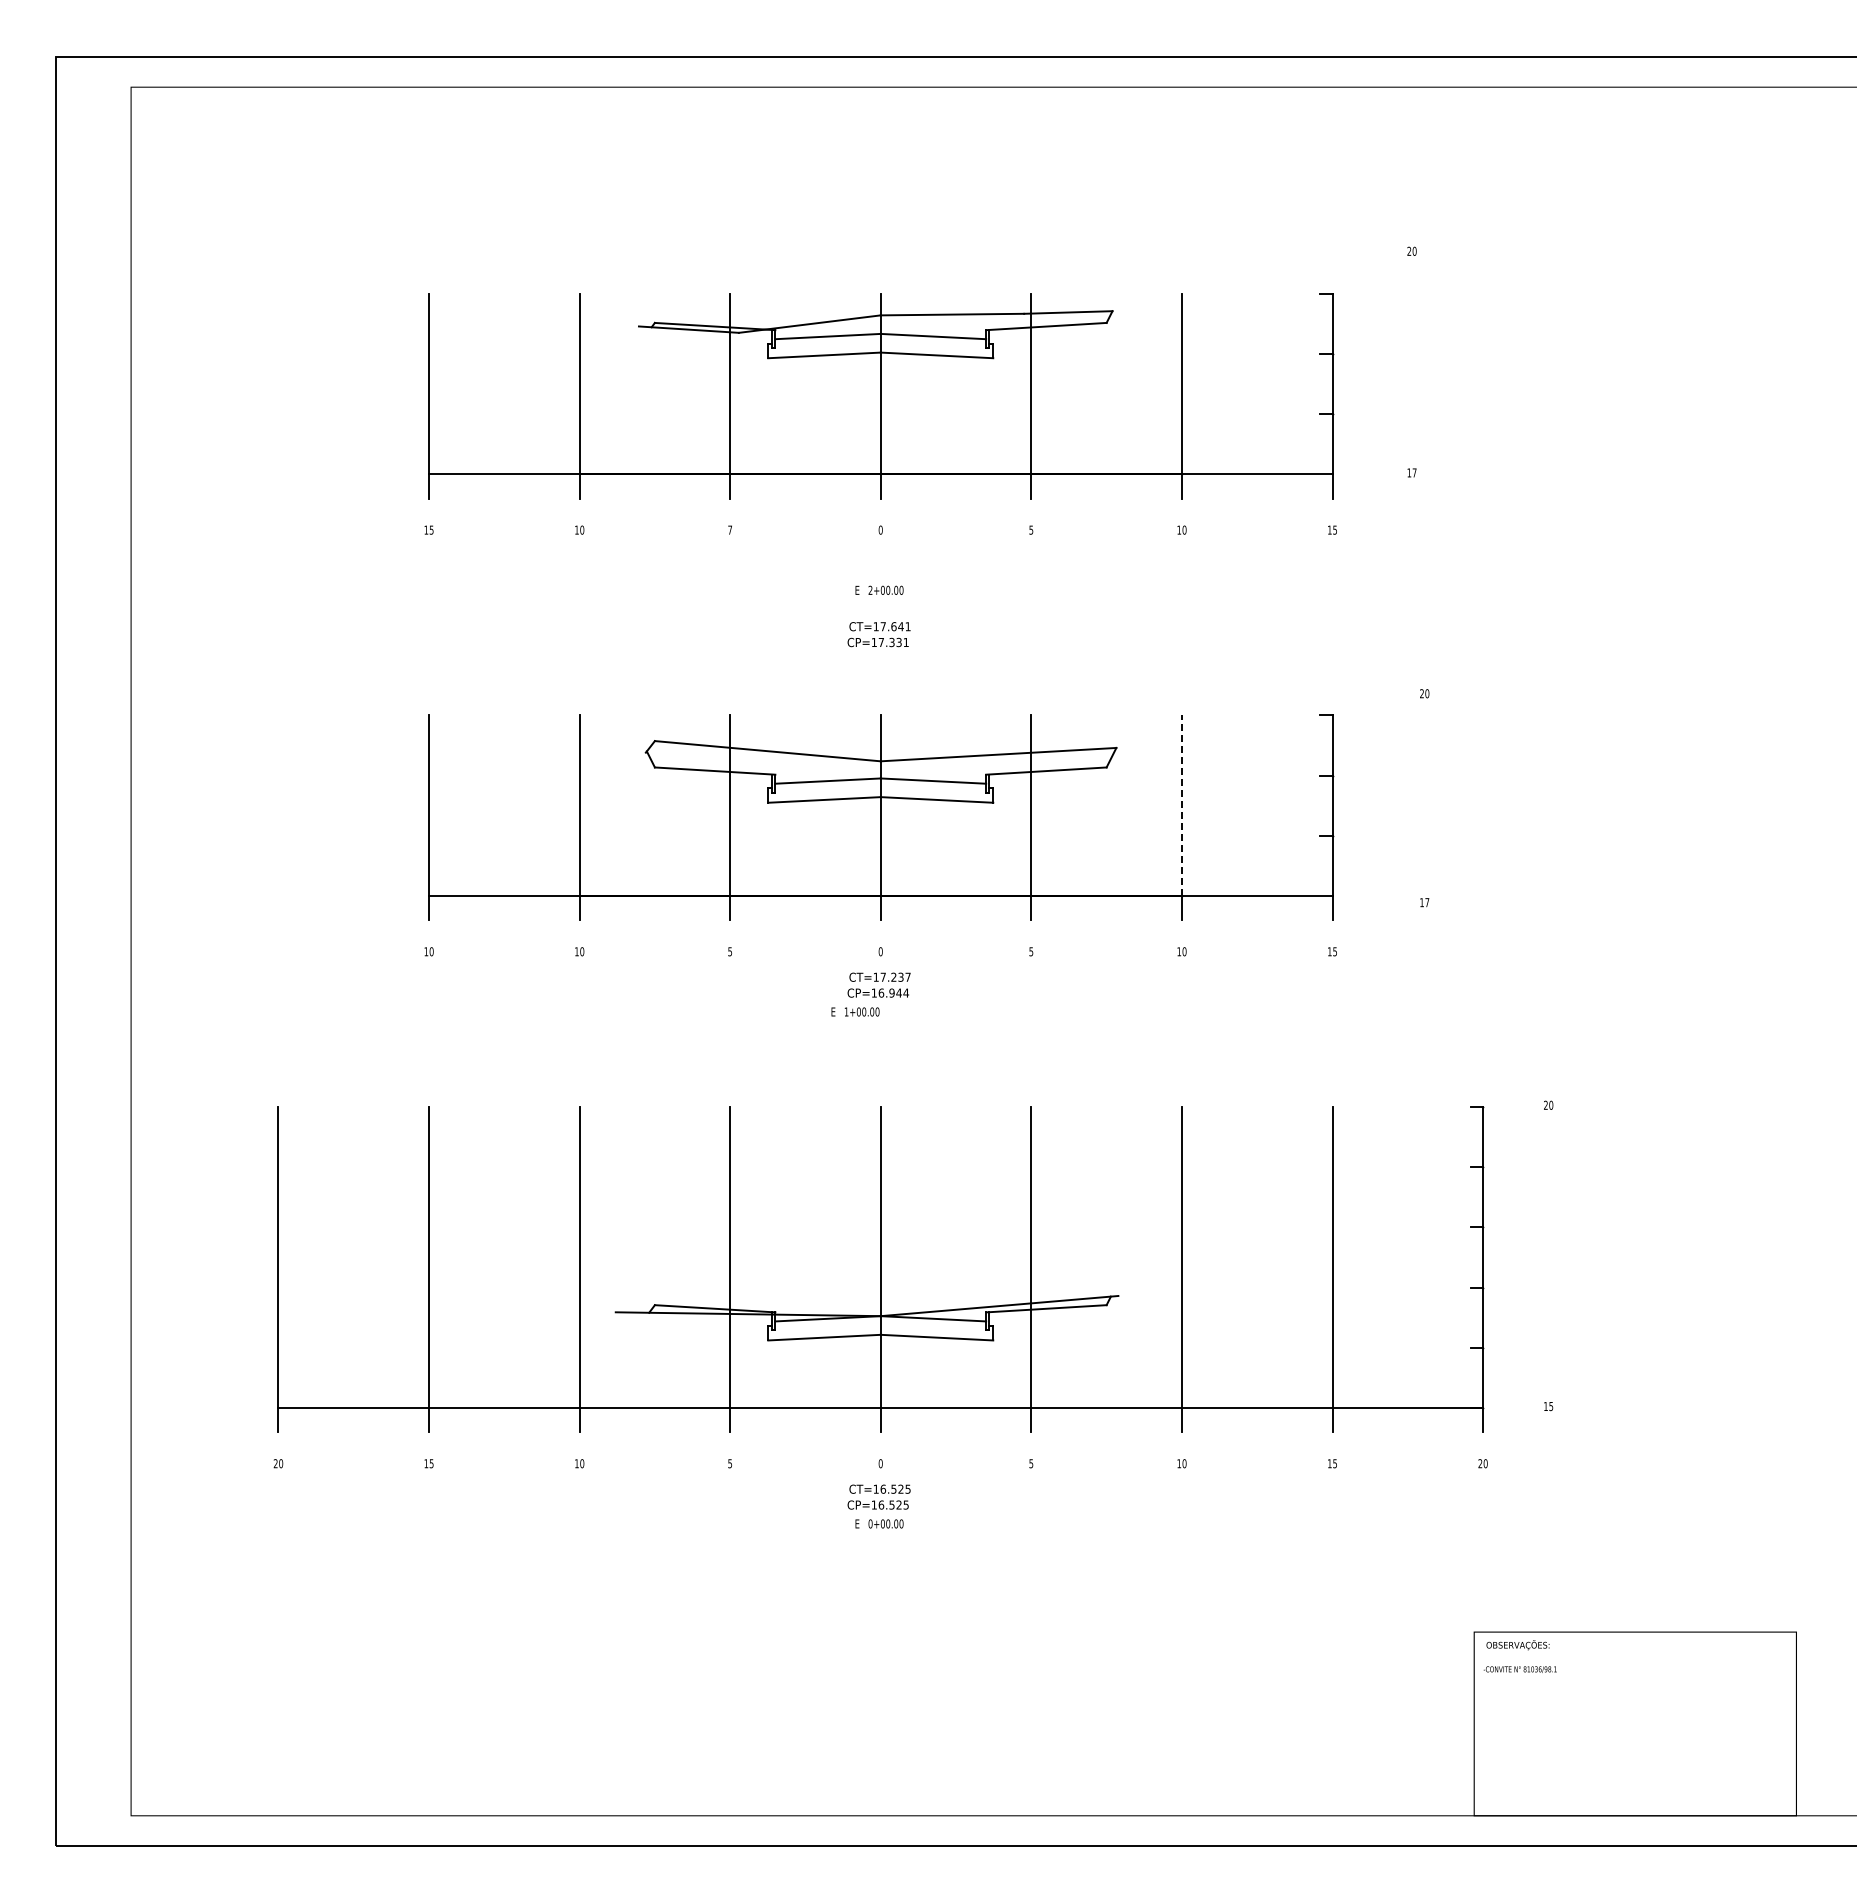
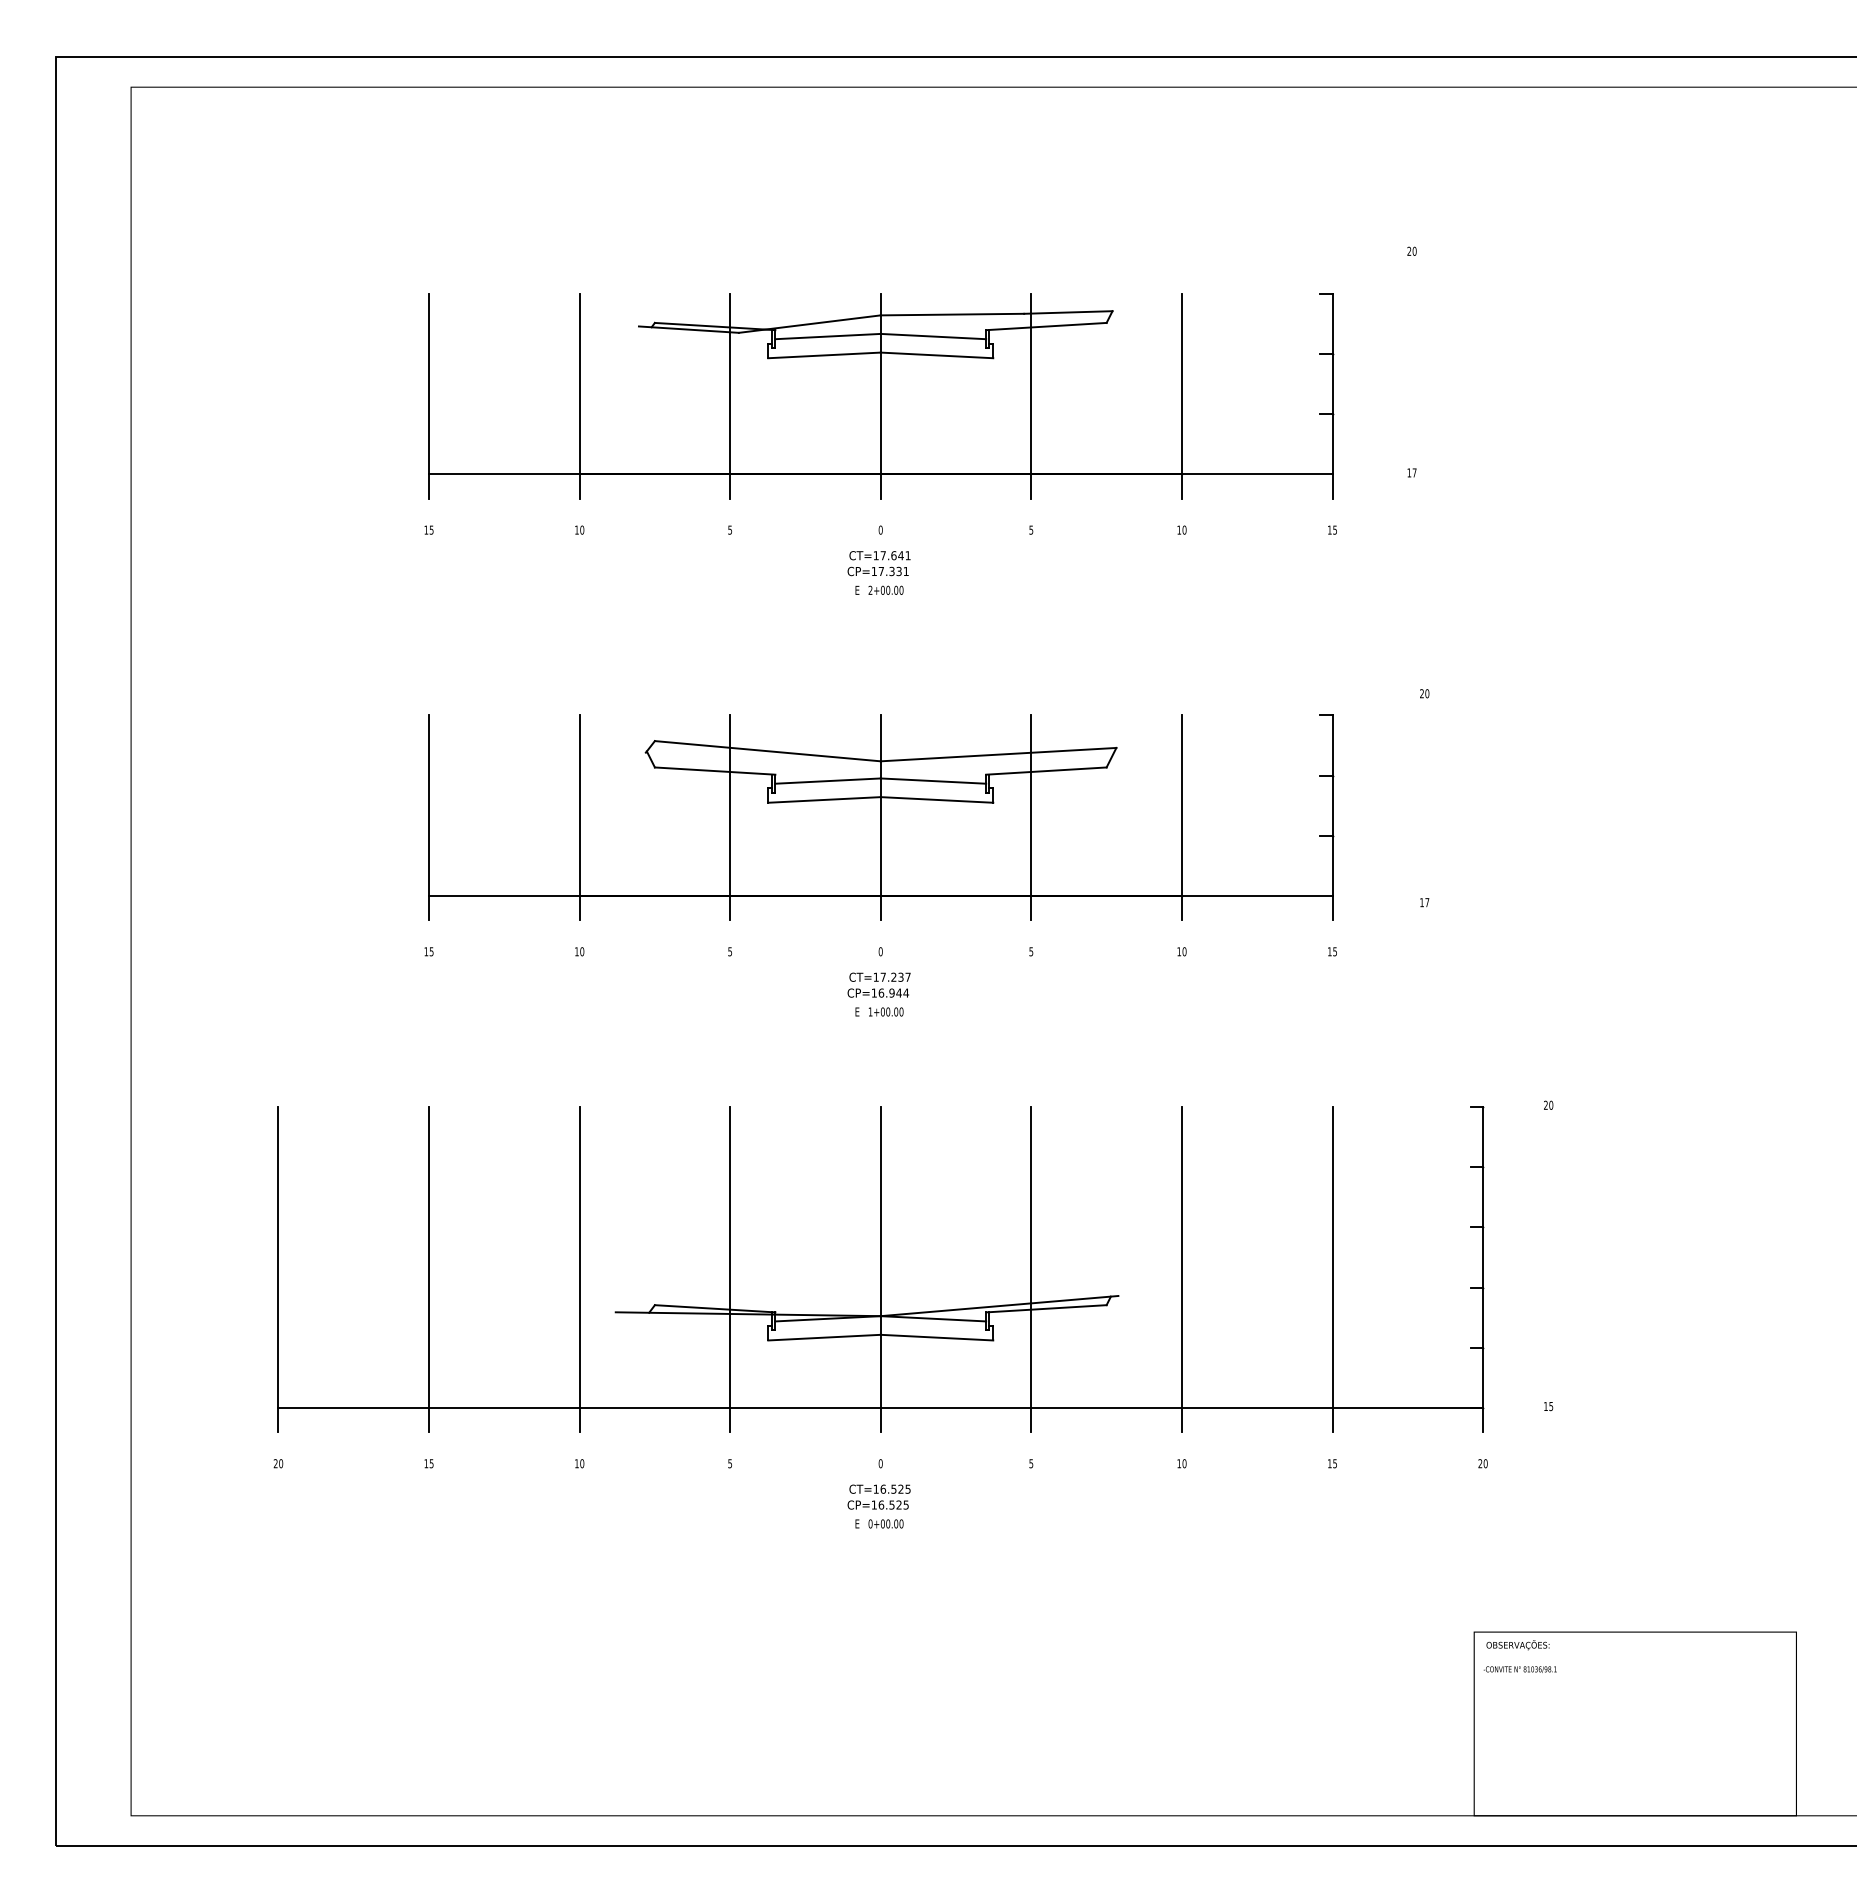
text: 7 -> 5 (730, 529)
text position: (878, 634) -> (878, 563) (878, 563)
line: dashed -> solid (1181, 805)
text: 10 -> 15 (431, 951)
text position: (855, 1011) -> (879, 1011) (879, 1011)
